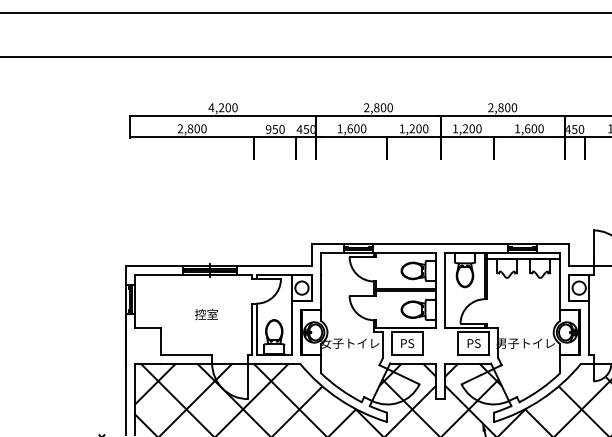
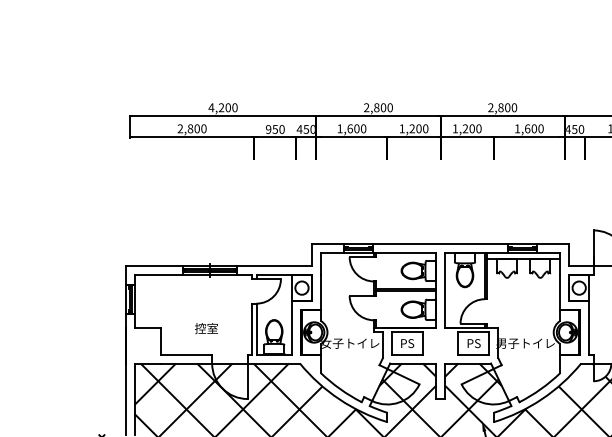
line: present -> none (305, 13)
line: present -> none (305, 57)
text position: (206, 314) -> (206, 328) (206, 328)
